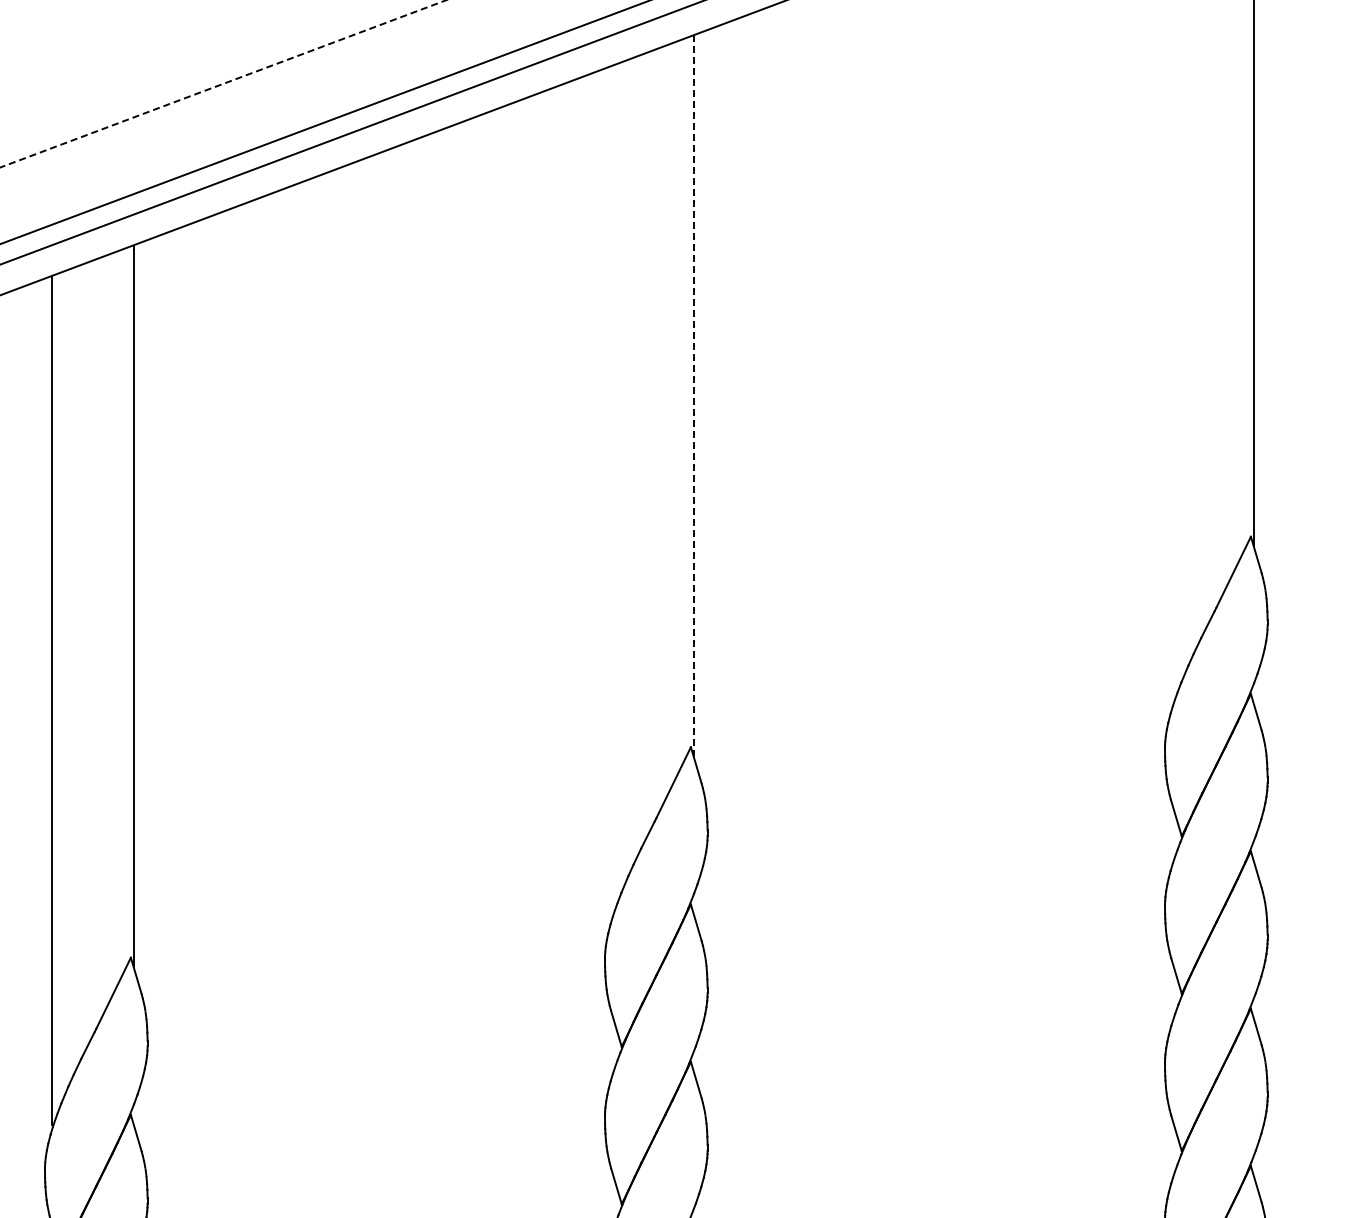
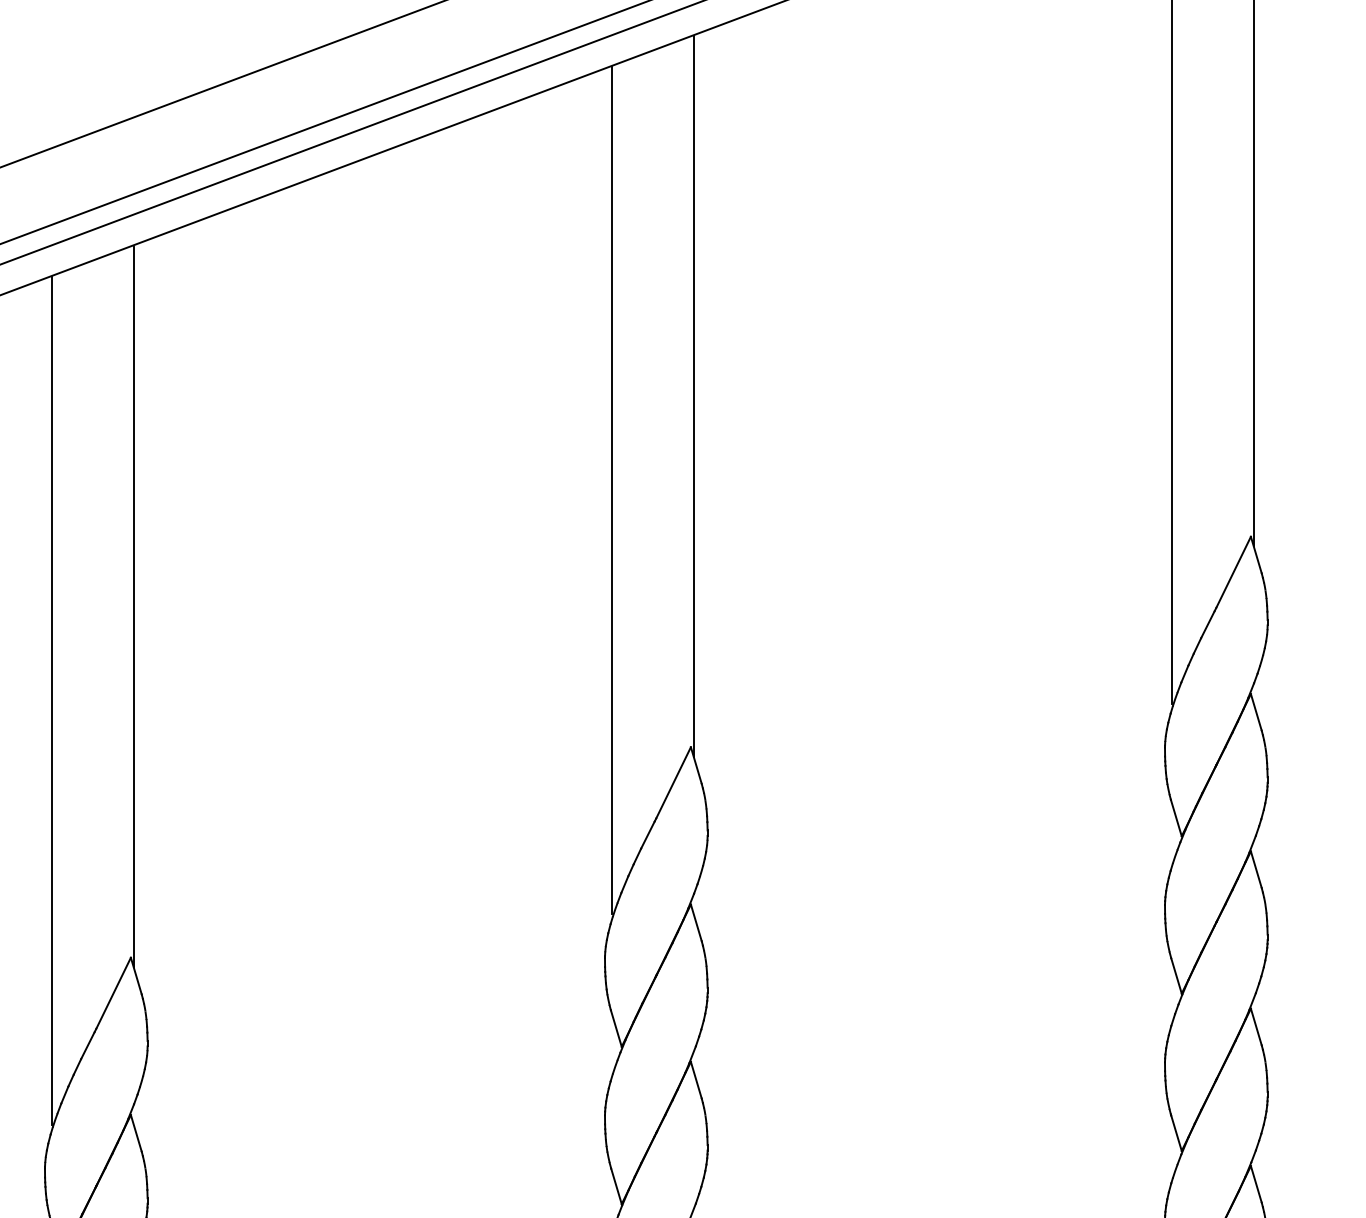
line: dashed -> solid (223, 83)
line: none -> present (1172, 353)
line: dashed -> solid (693, 396)
line: none -> present (612, 490)
